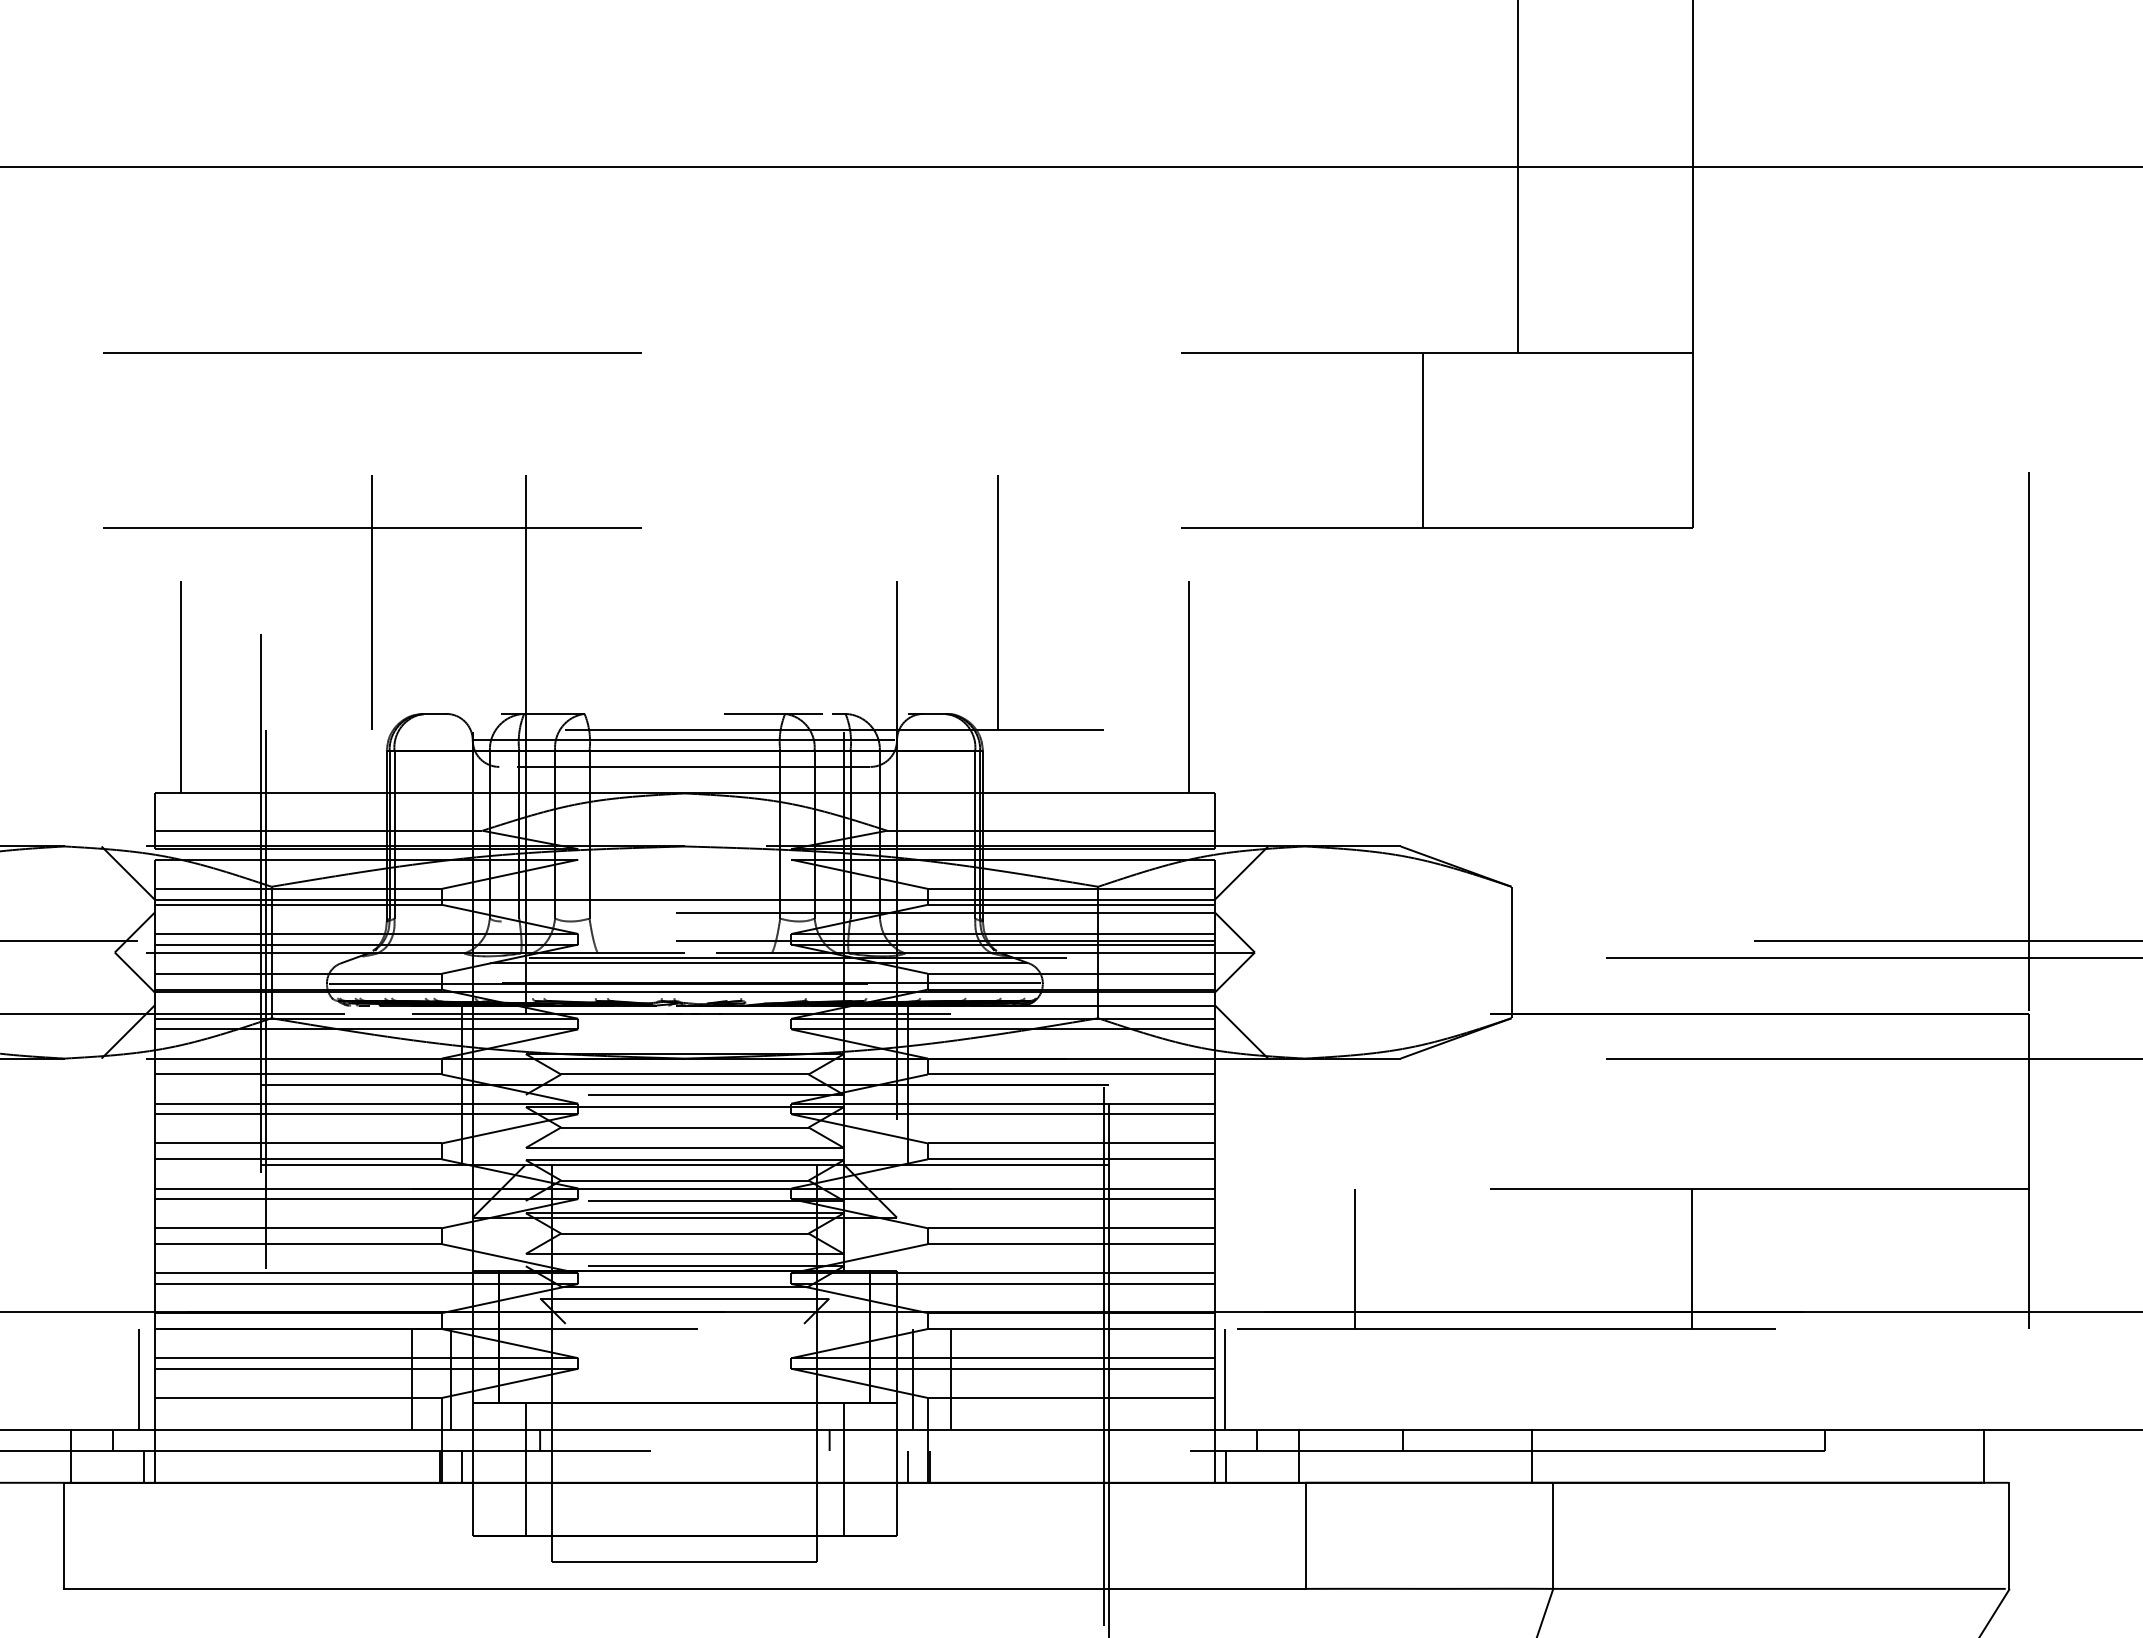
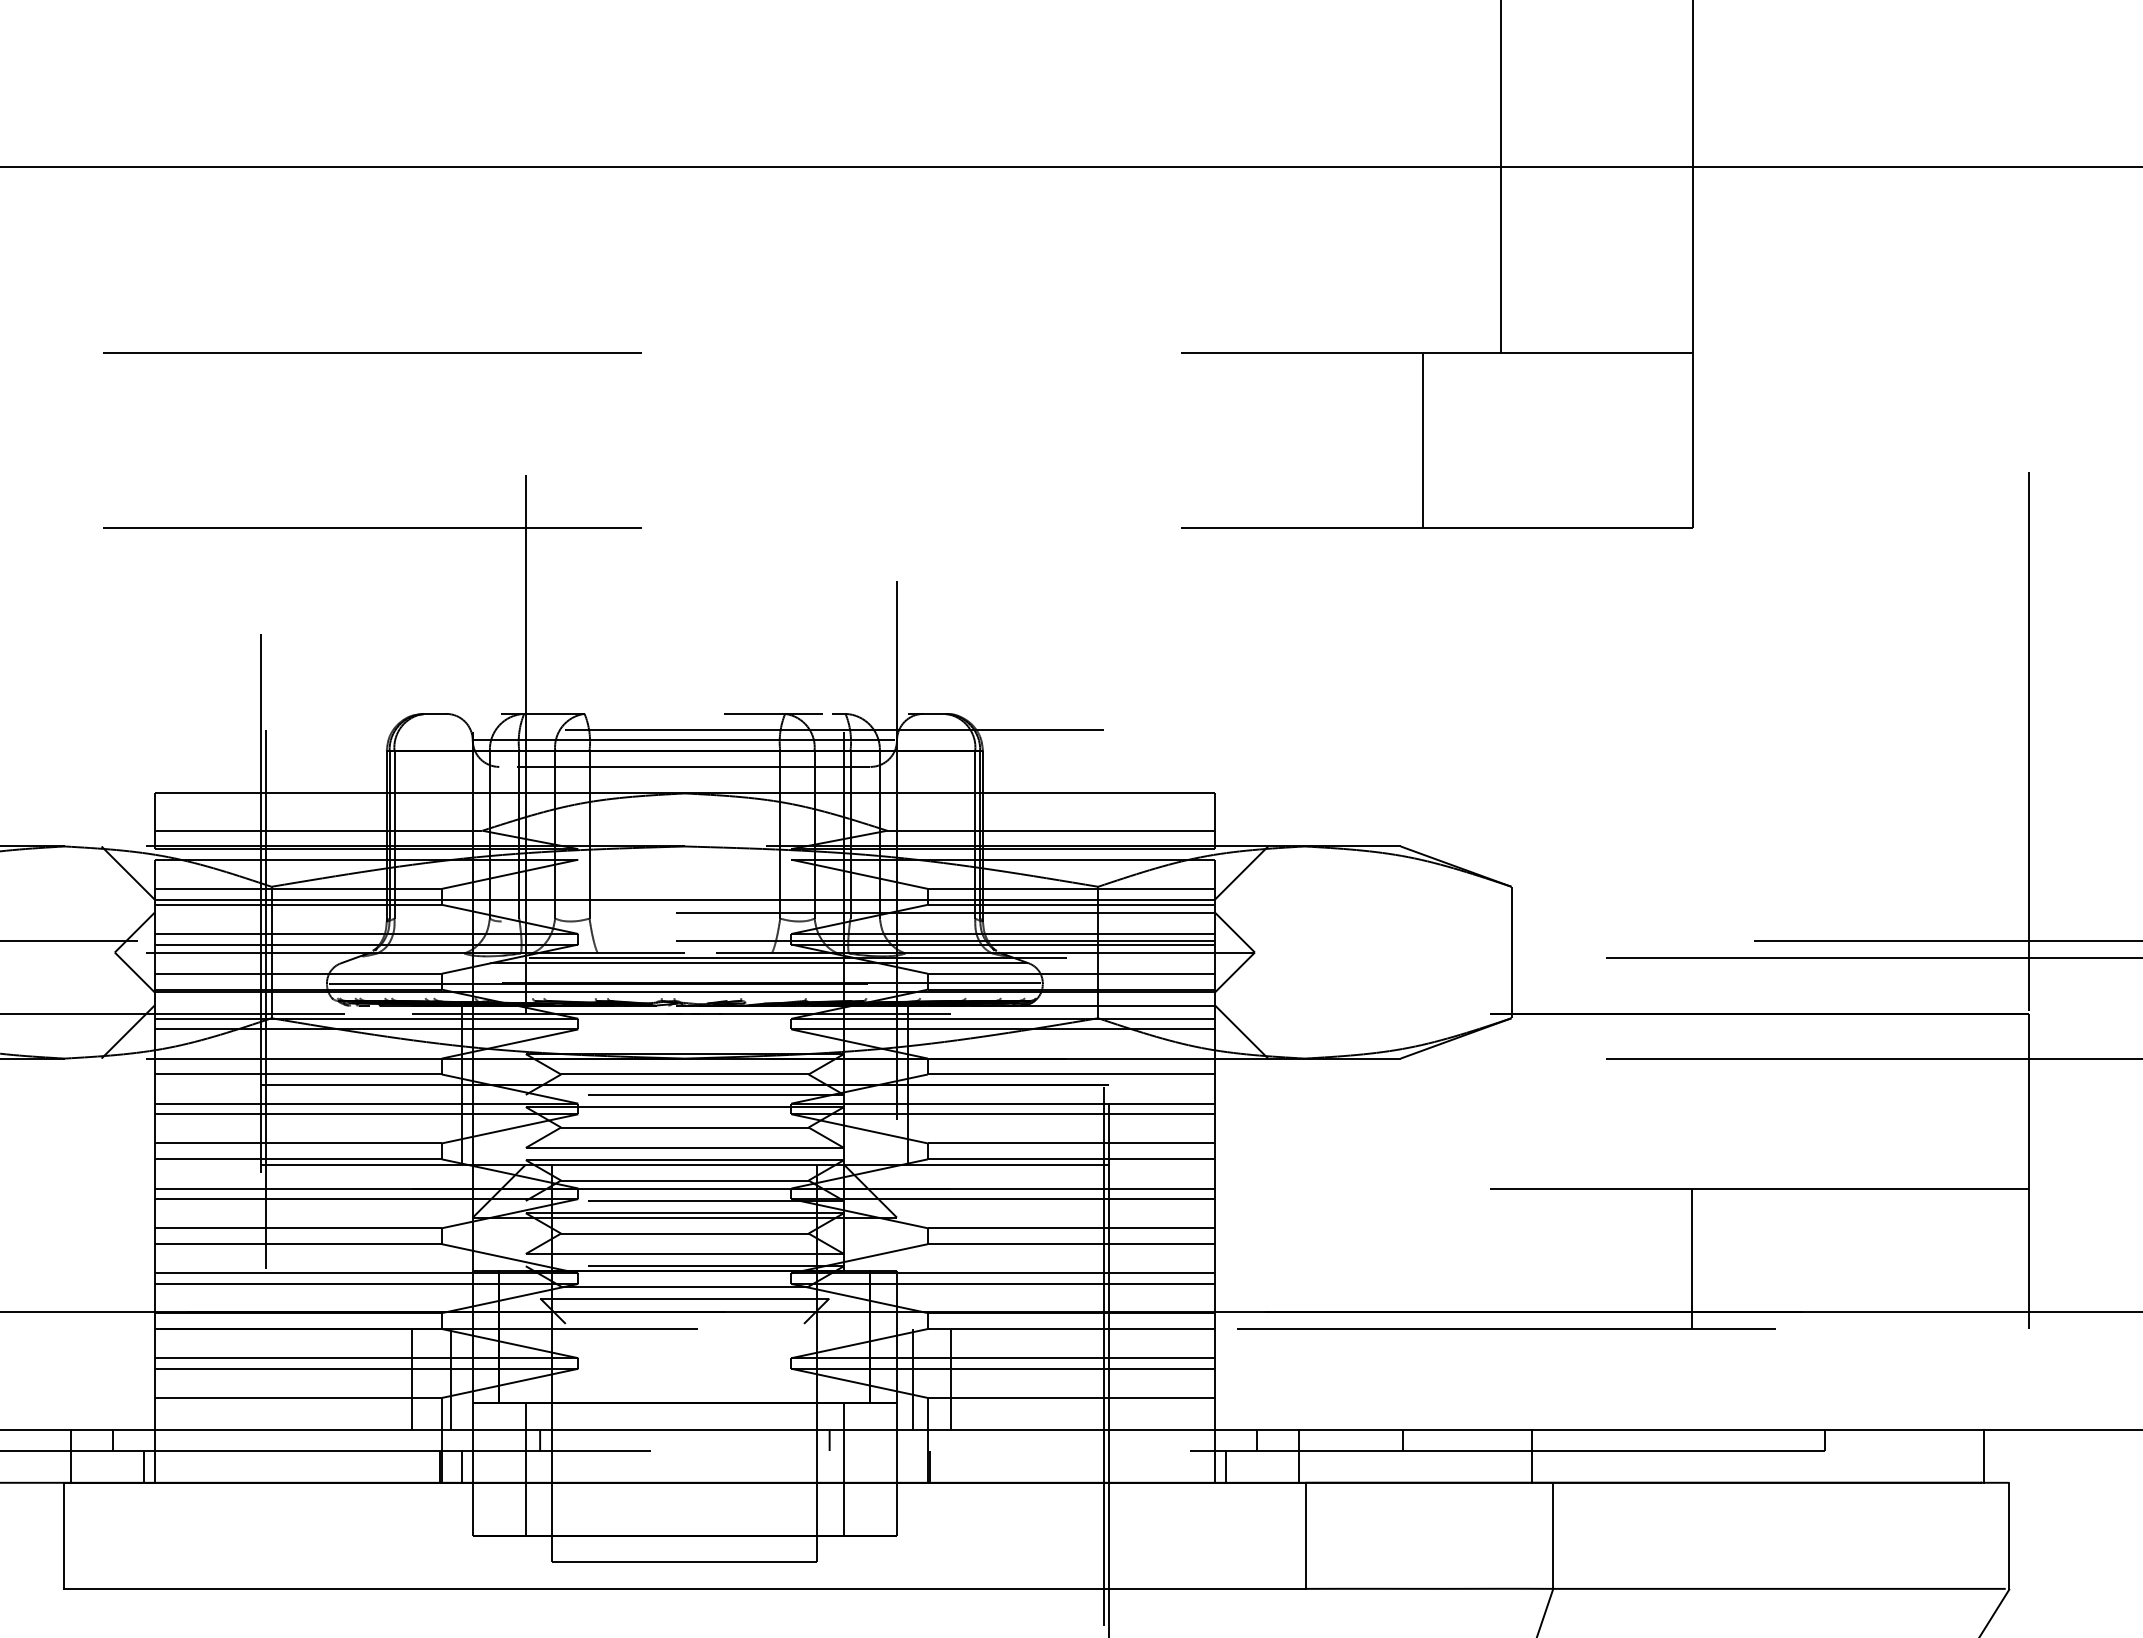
line position: (1517, 177) -> (1500, 177) (1500, 177)
line: present -> none (372, 602)
line: present -> none (997, 602)
line: present -> none (181, 687)
line: present -> none (1188, 687)
line: present -> none (1355, 1259)
line: present -> none (138, 1379)
line: present -> none (1224, 1379)
line: present -> none (907, 1466)
